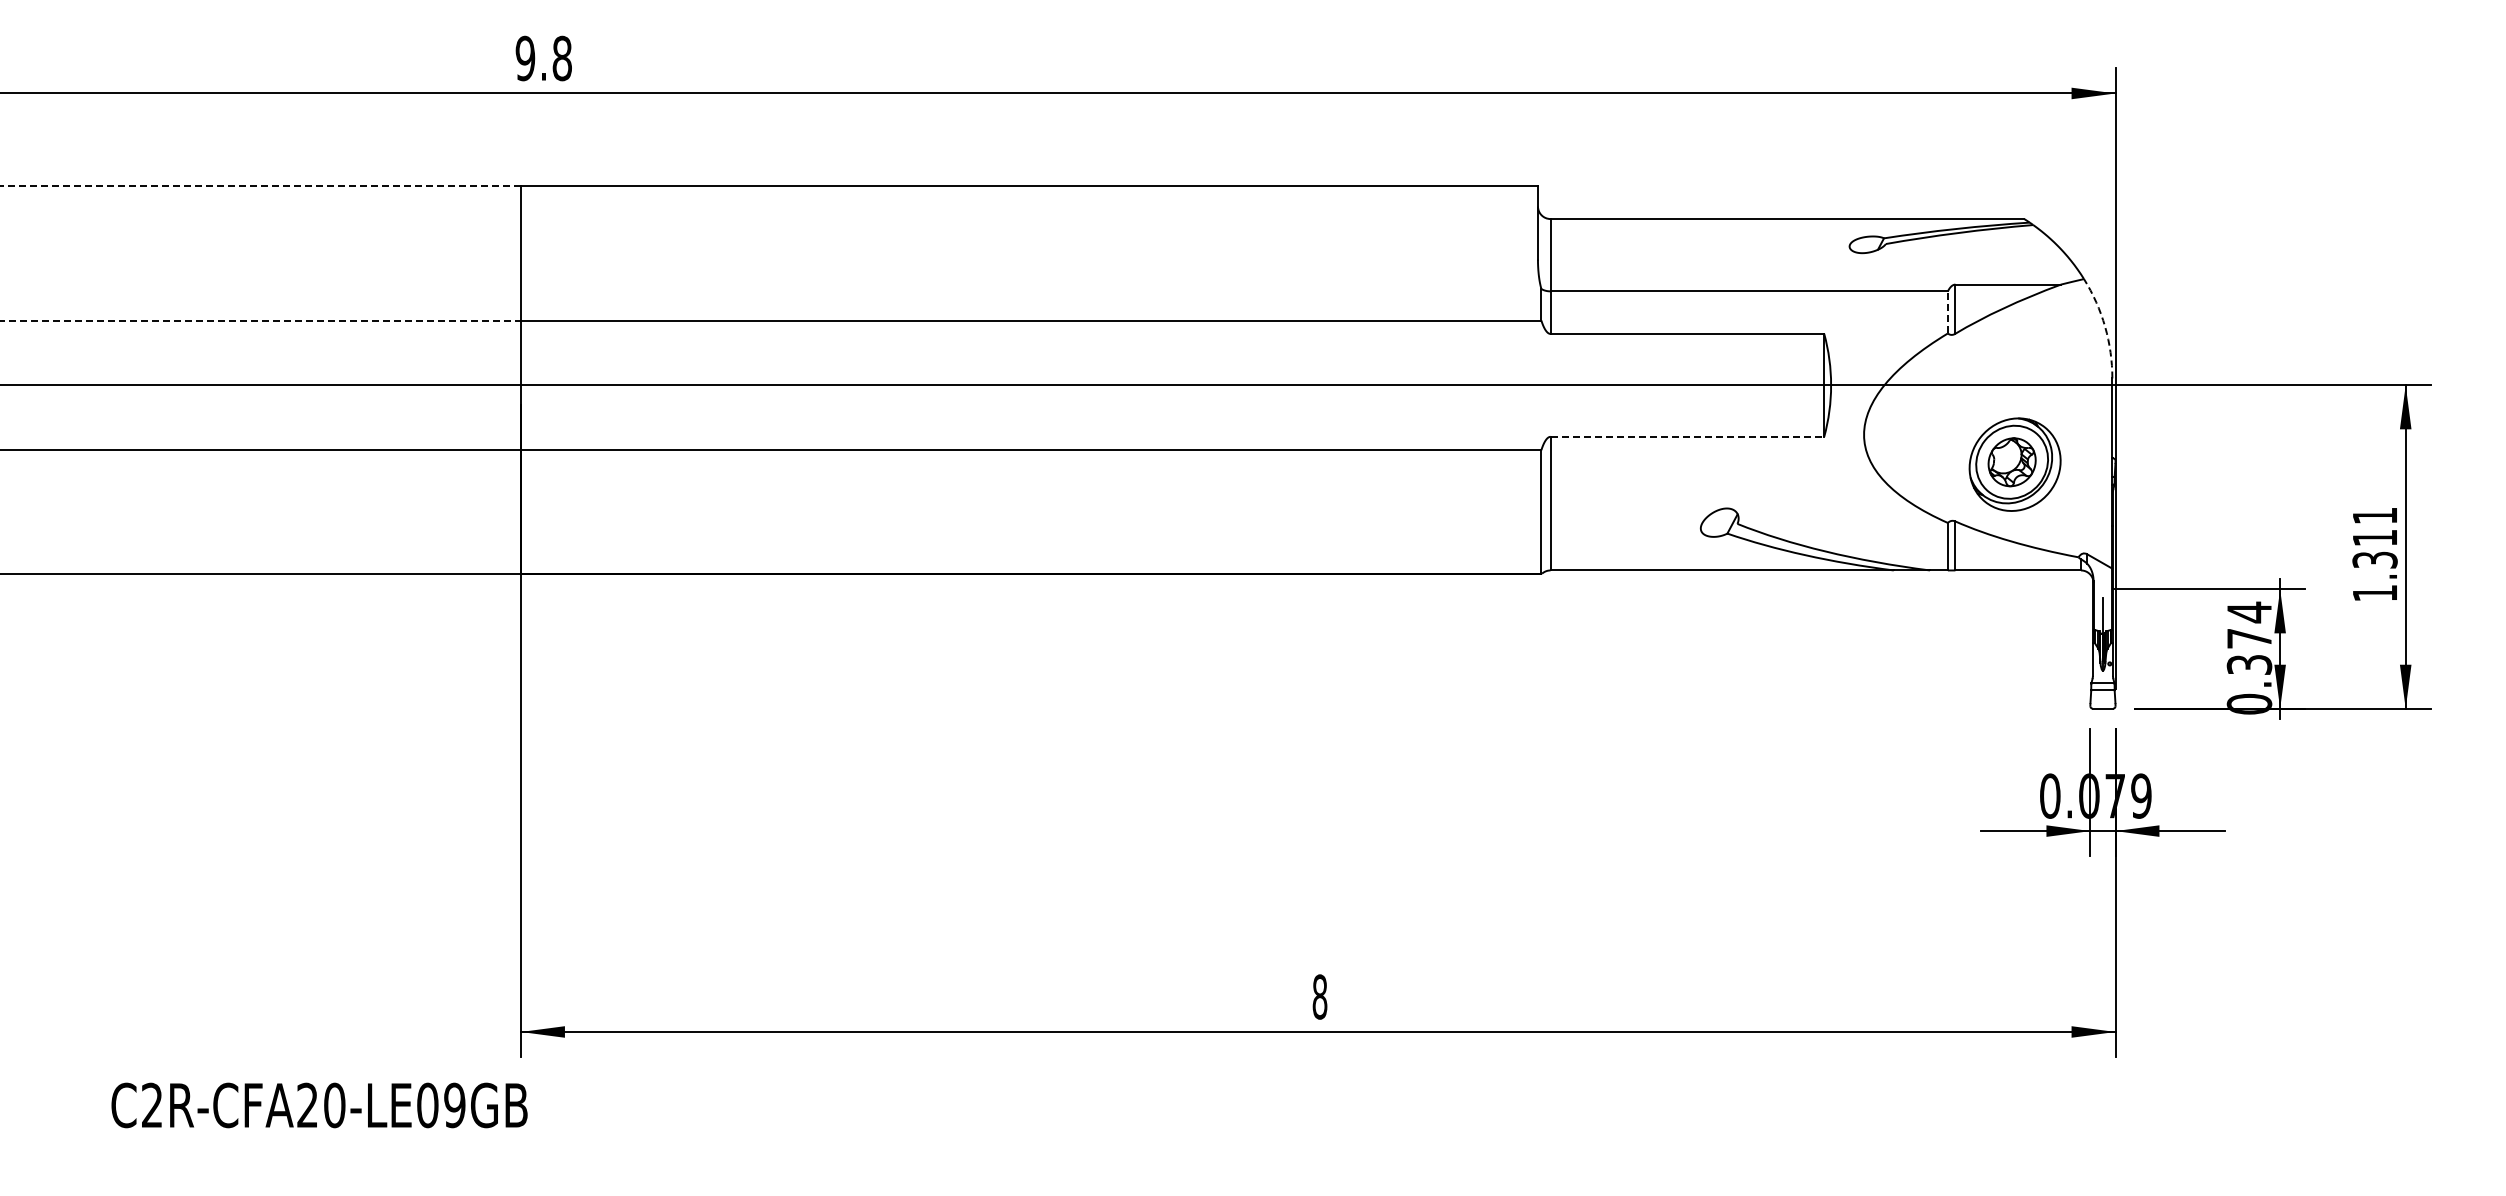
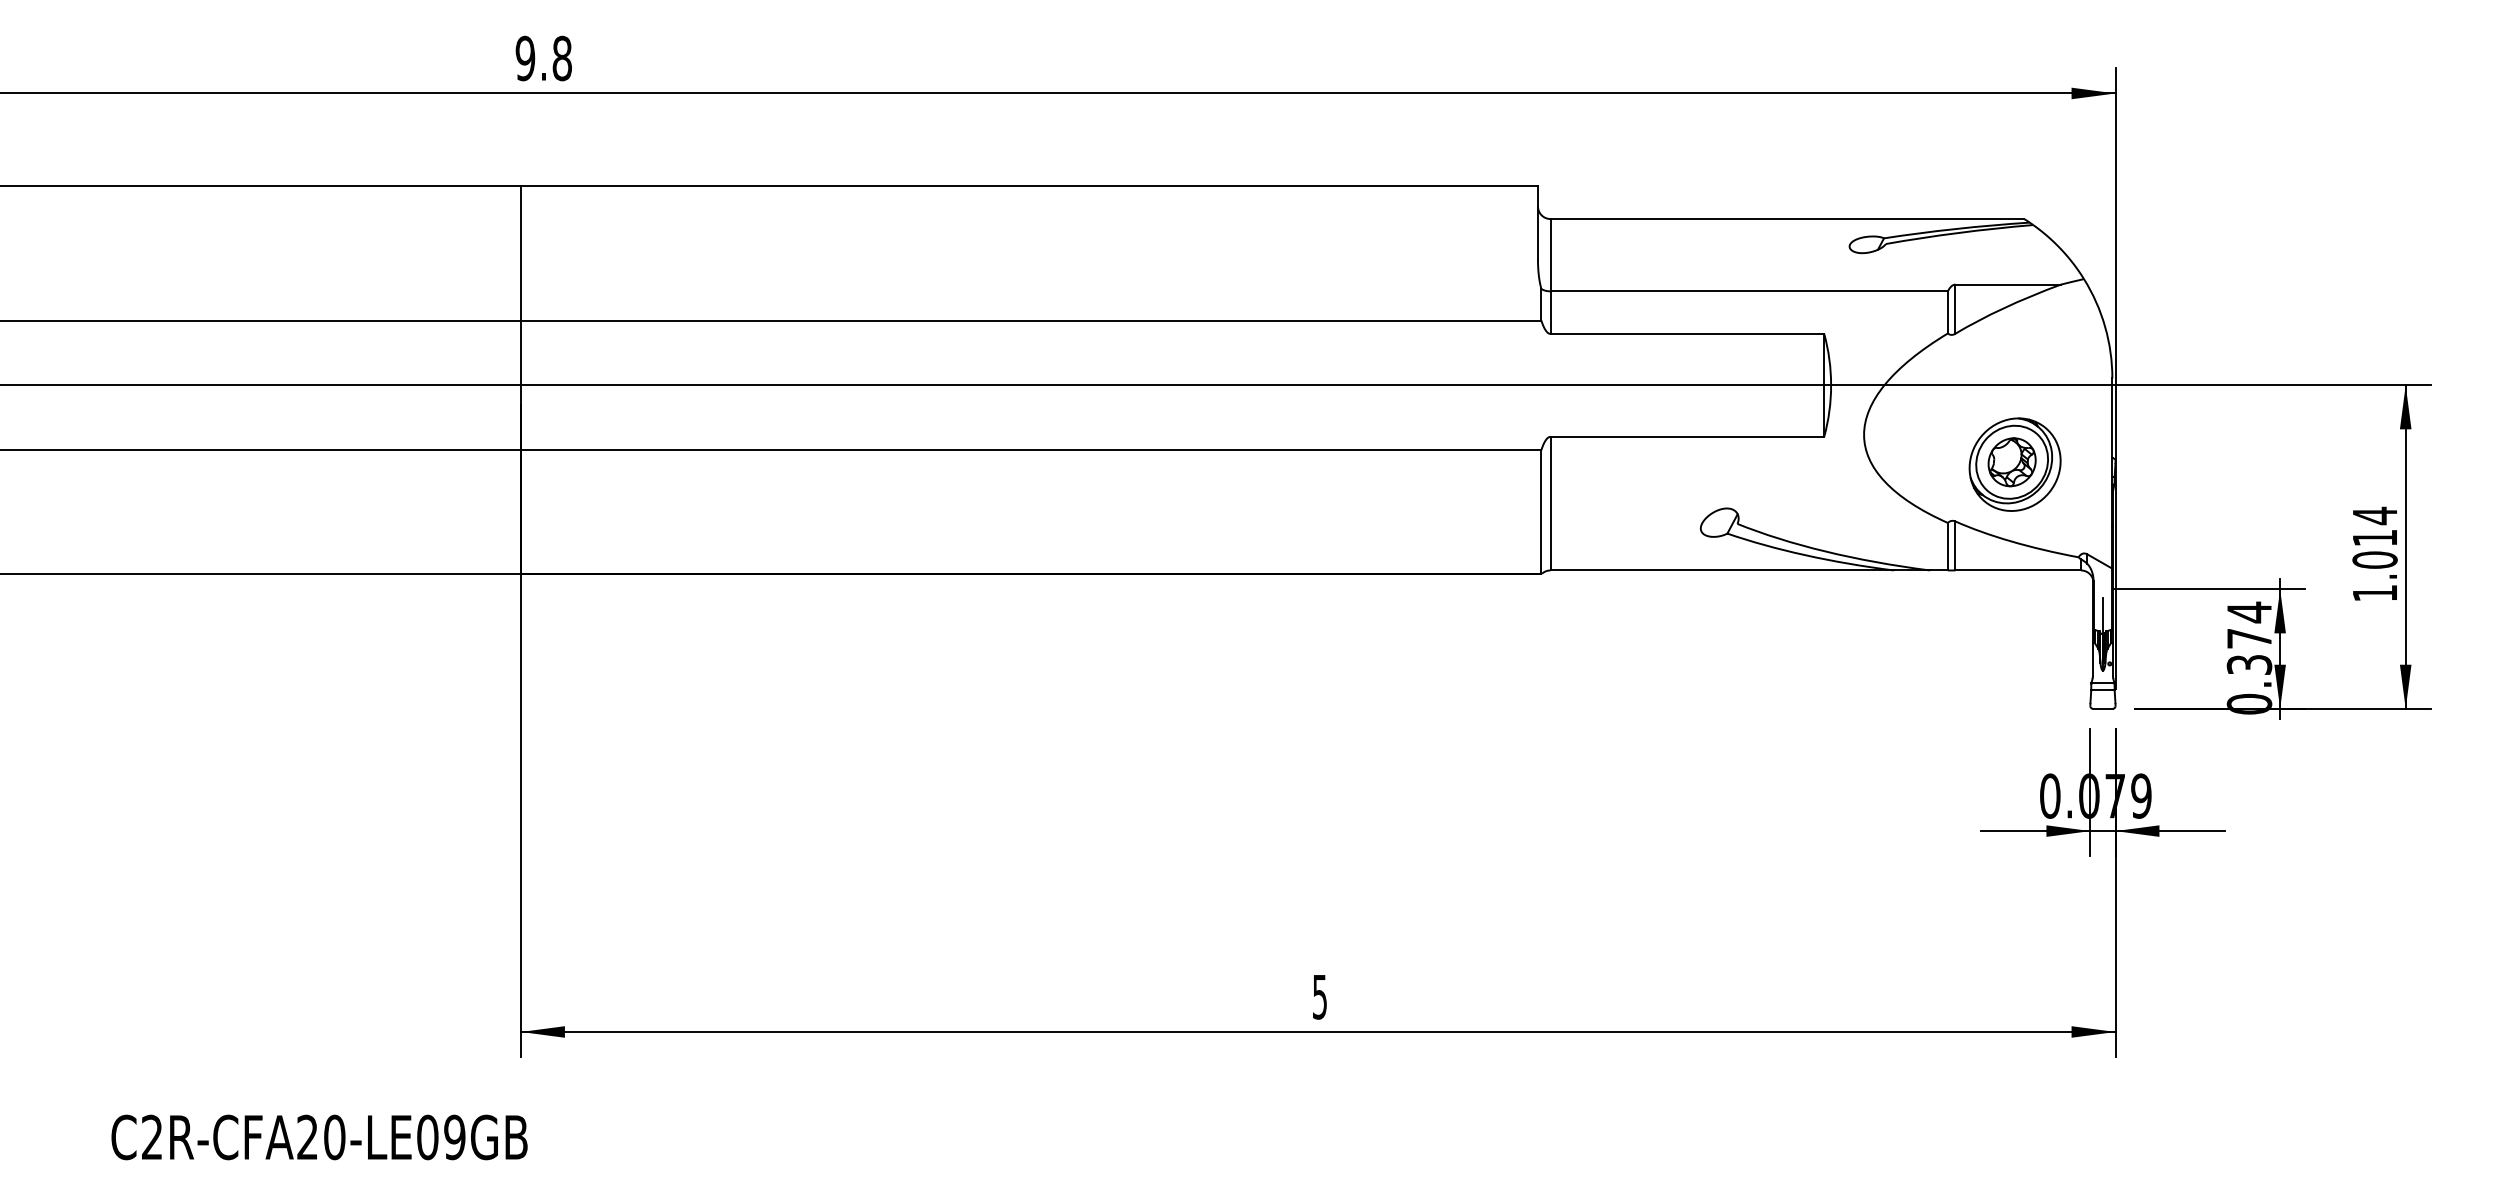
line: dashed -> solid (260, 186)
line: dashed -> solid (1947, 311)
line: dashed -> solid (261, 320)
arc: dashed -> solid (2105, 326)
line: dashed -> solid (1687, 436)
text: 1.311 -> 1.014 (2374, 537)
text: 8 -> 5 (1319, 996)
text position: (319, 1105) -> (319, 1137) (319, 1137)
